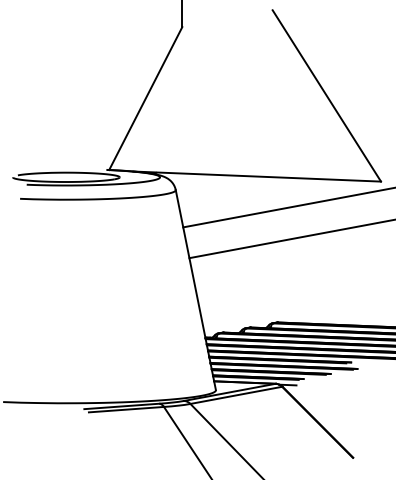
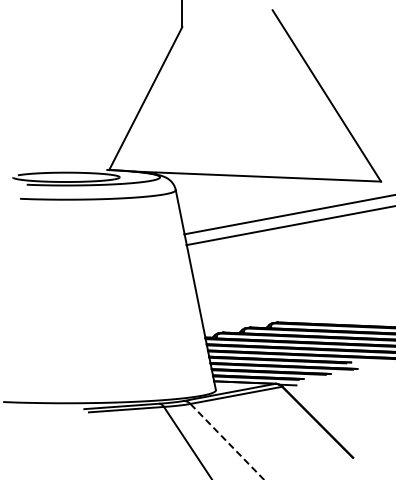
line position: (287, 207) -> (288, 214) (288, 214)
line position: (290, 239) -> (289, 225) (289, 225)
line: solid -> dashed (227, 441)
